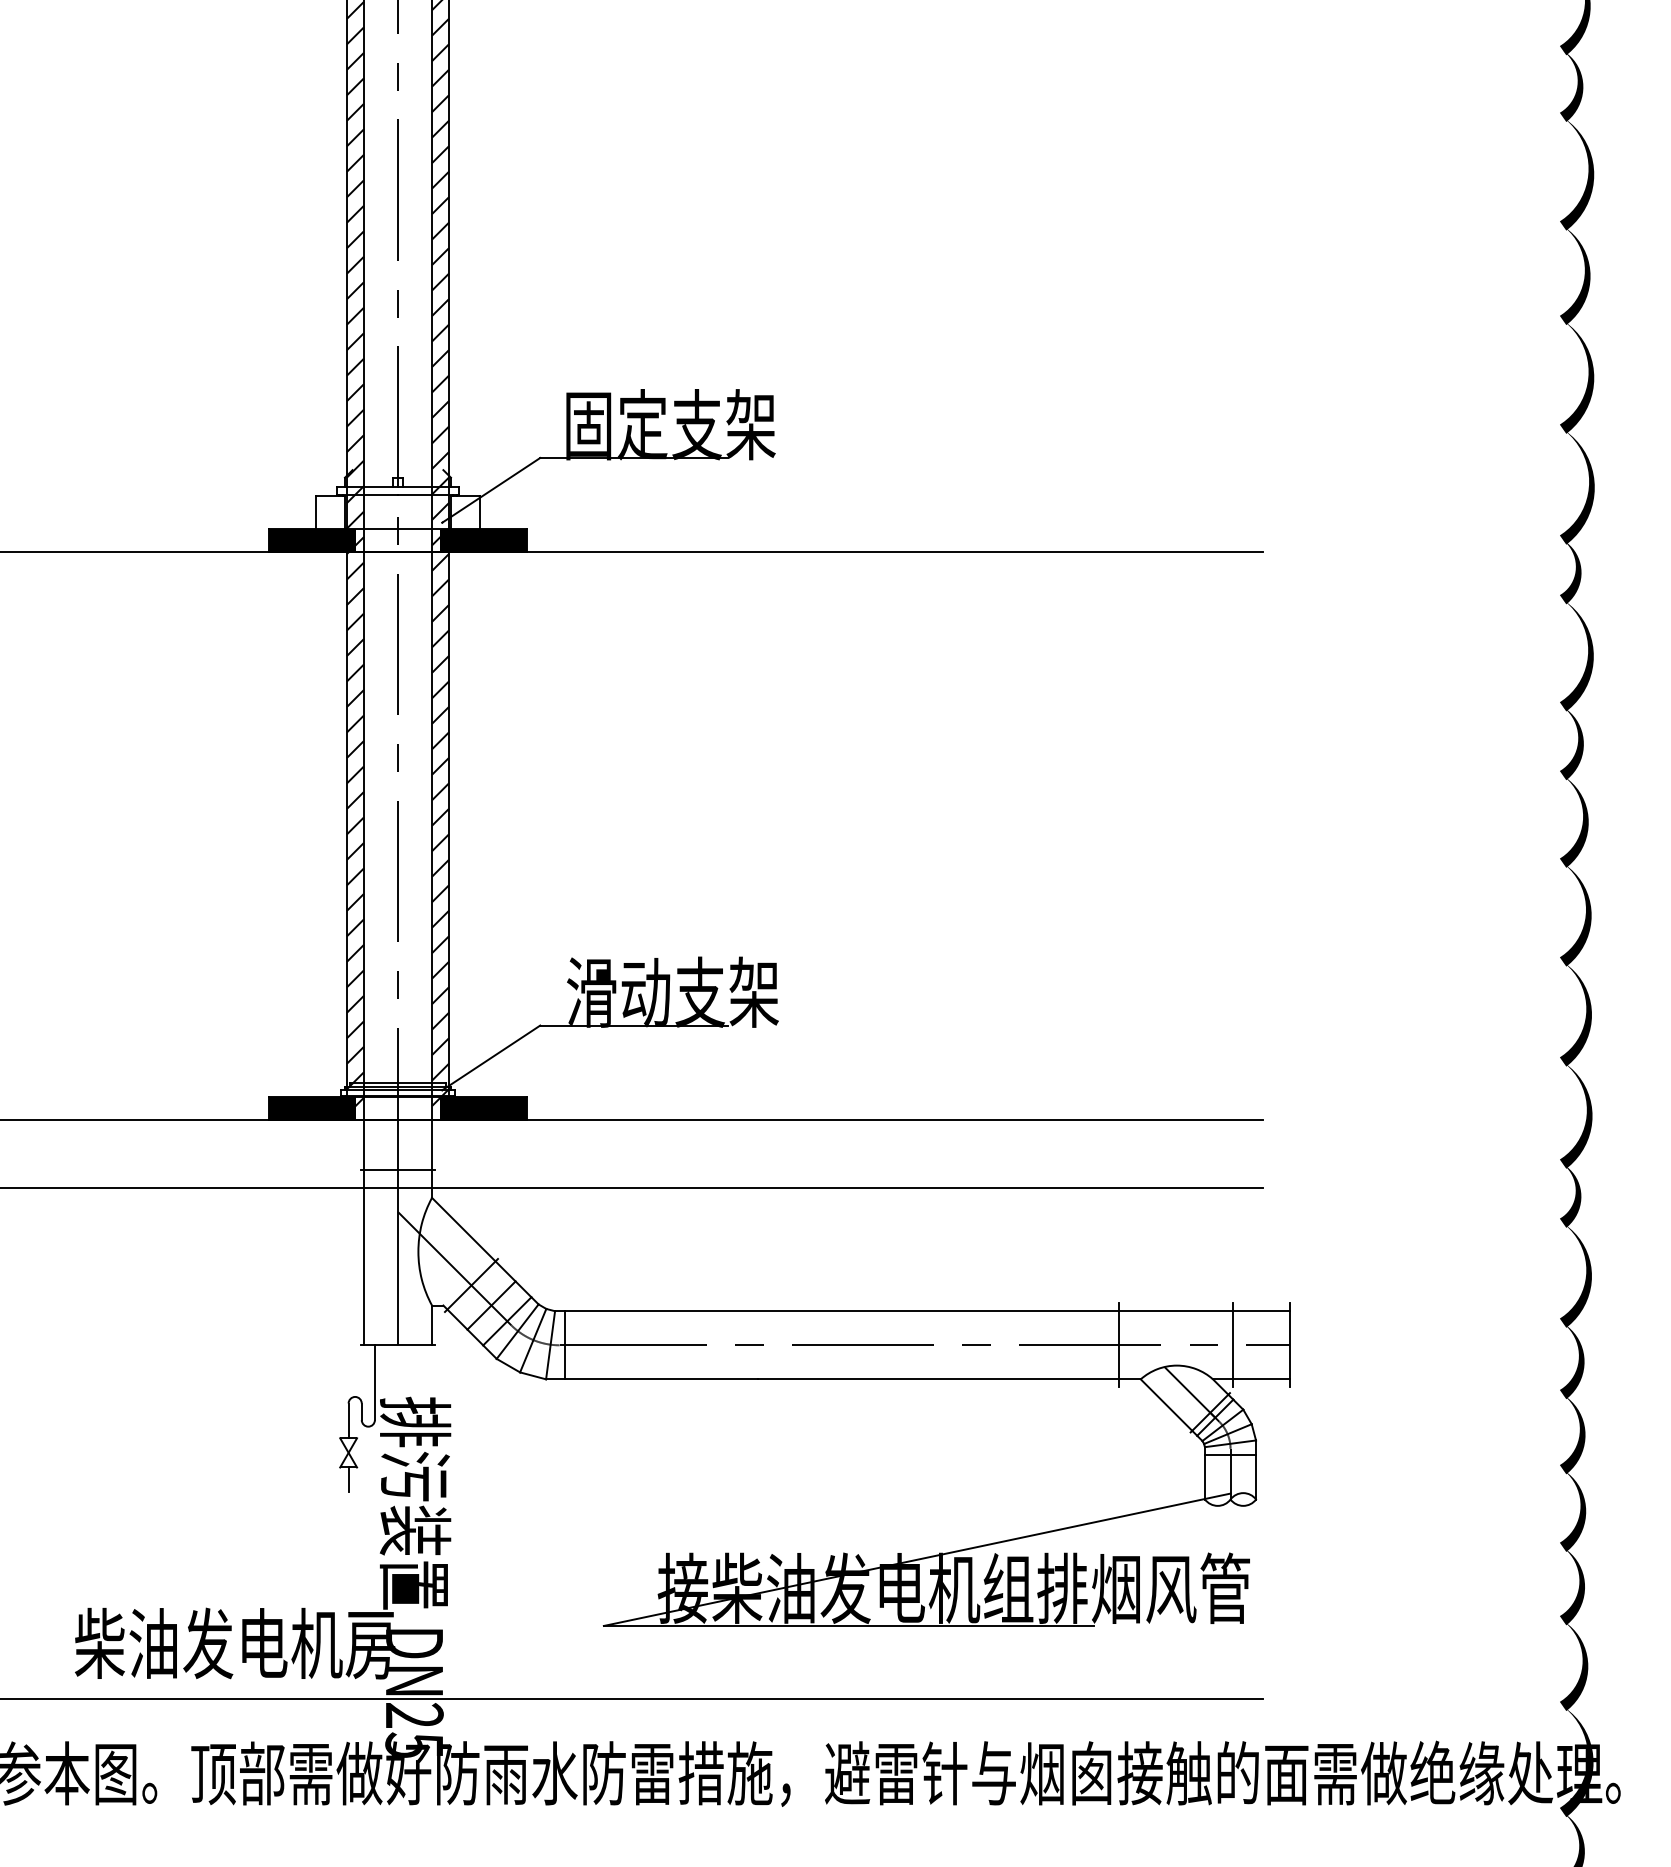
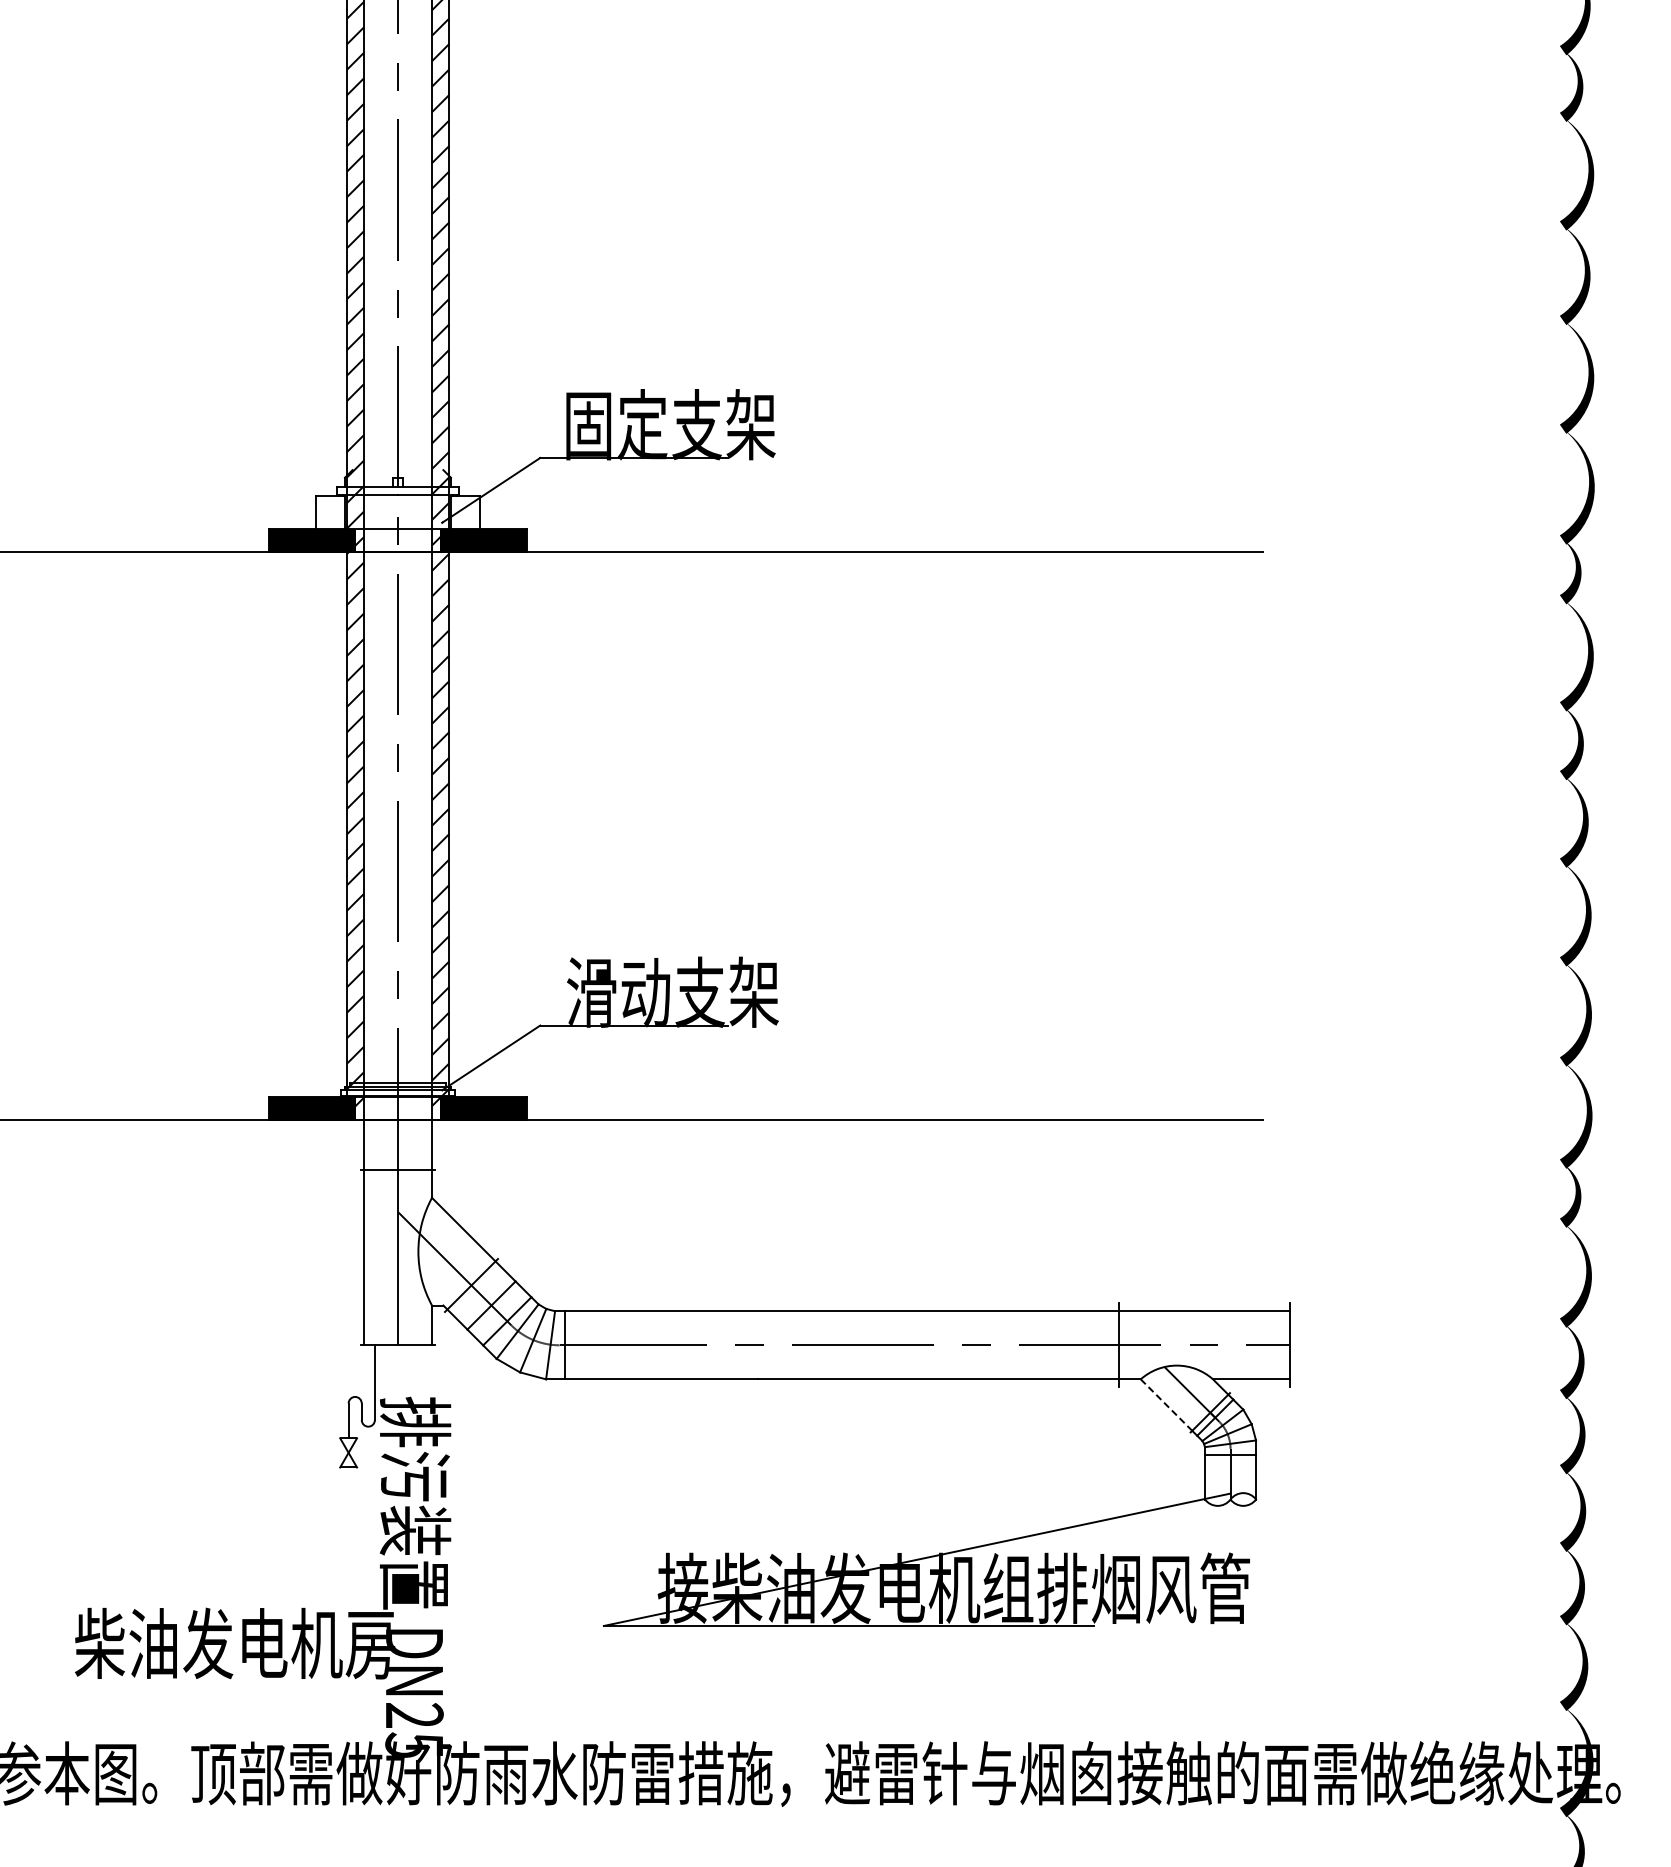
line: present -> none (632, 1187)
line: present -> none (1232, 1345)
line: solid -> dashed (1166, 1405)
line: present -> none (348, 1479)
line: present -> none (632, 1698)
